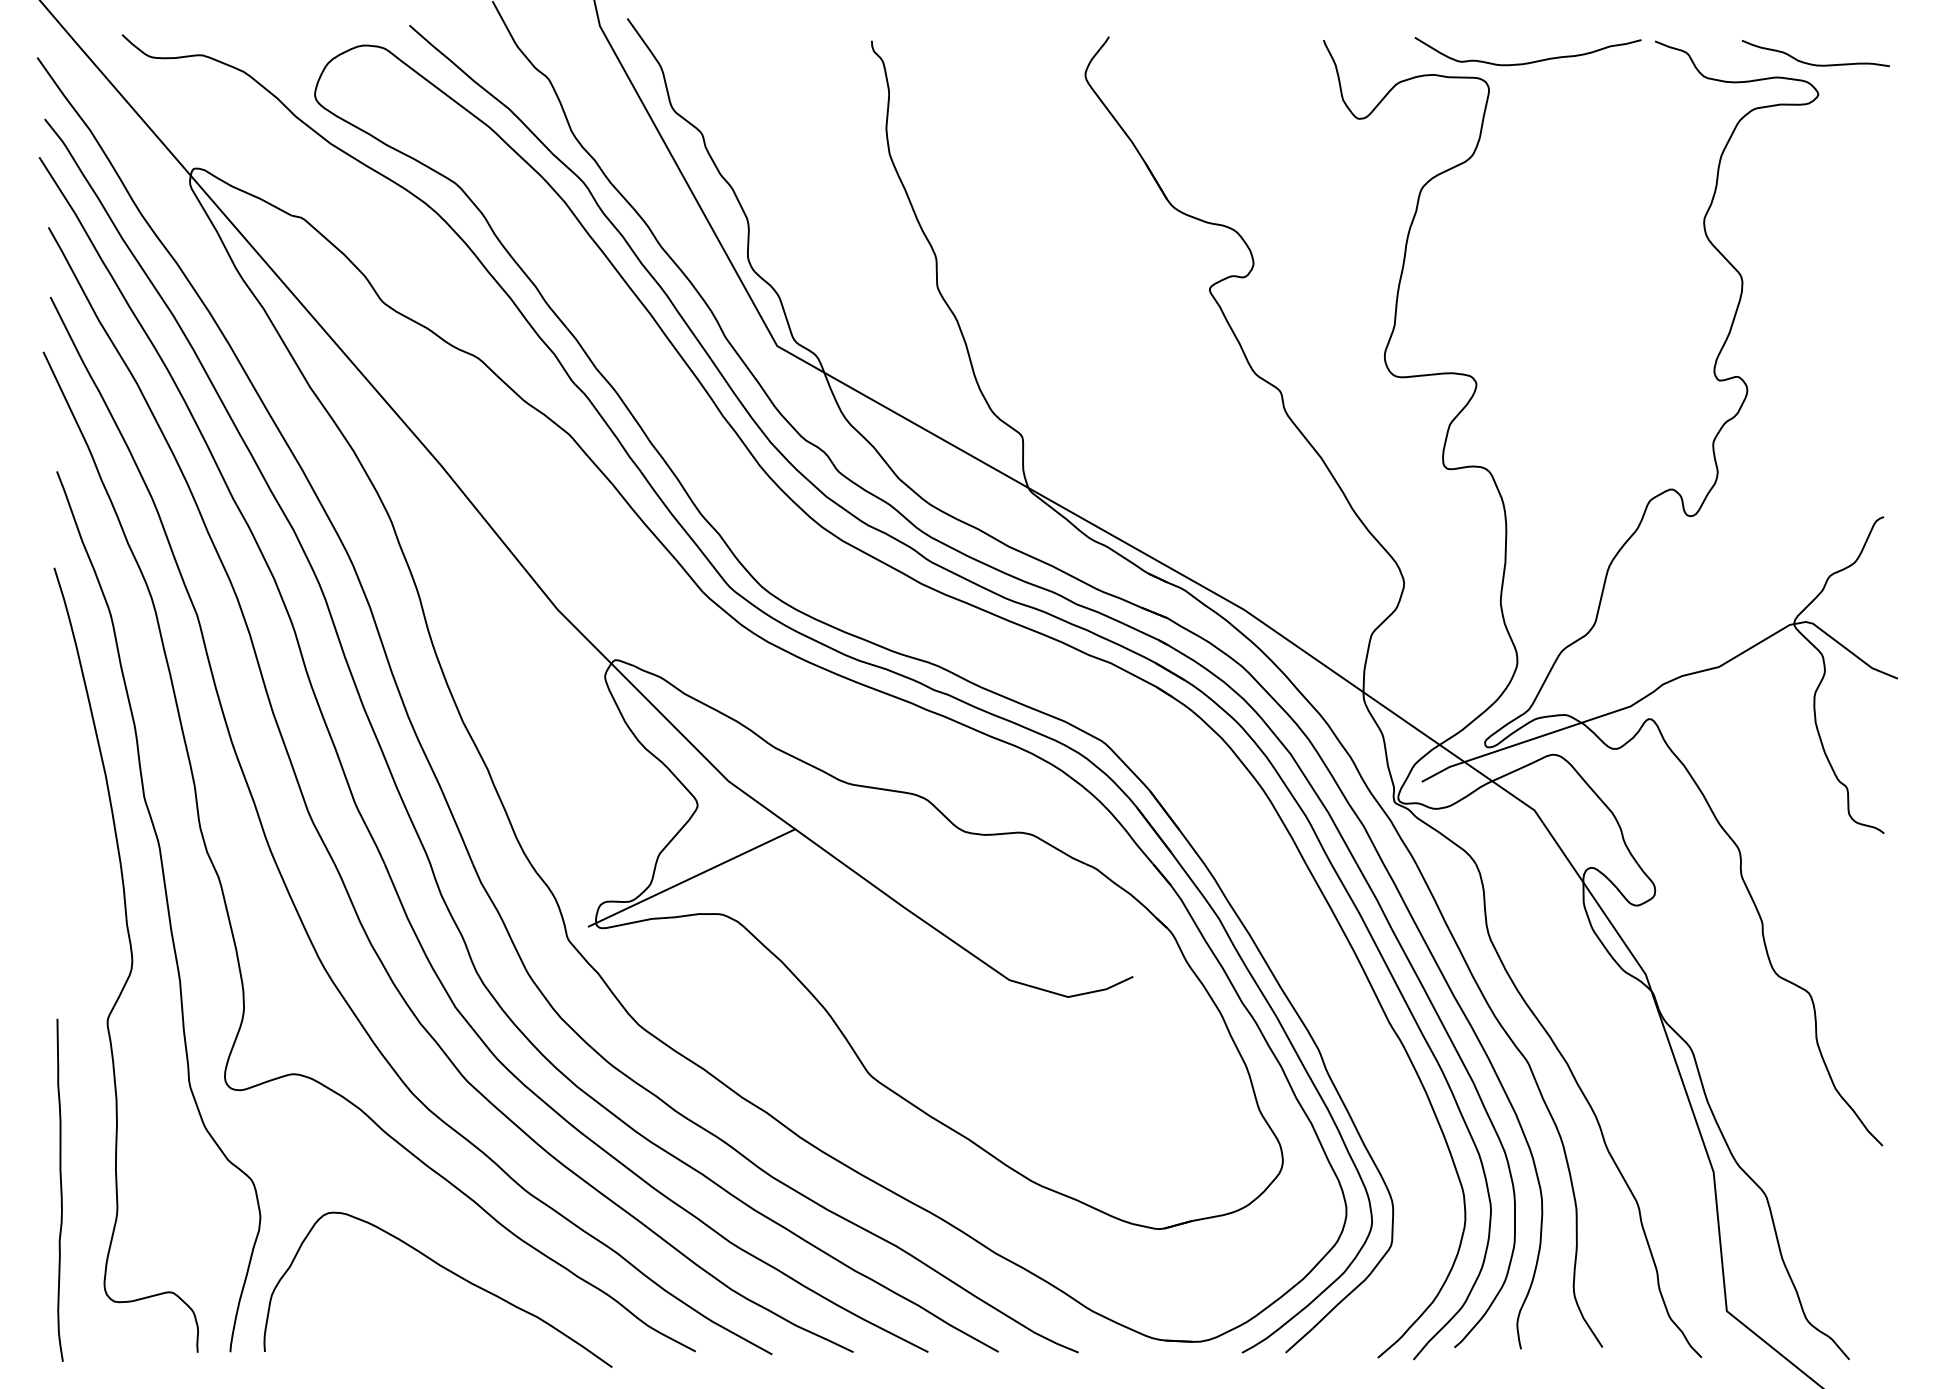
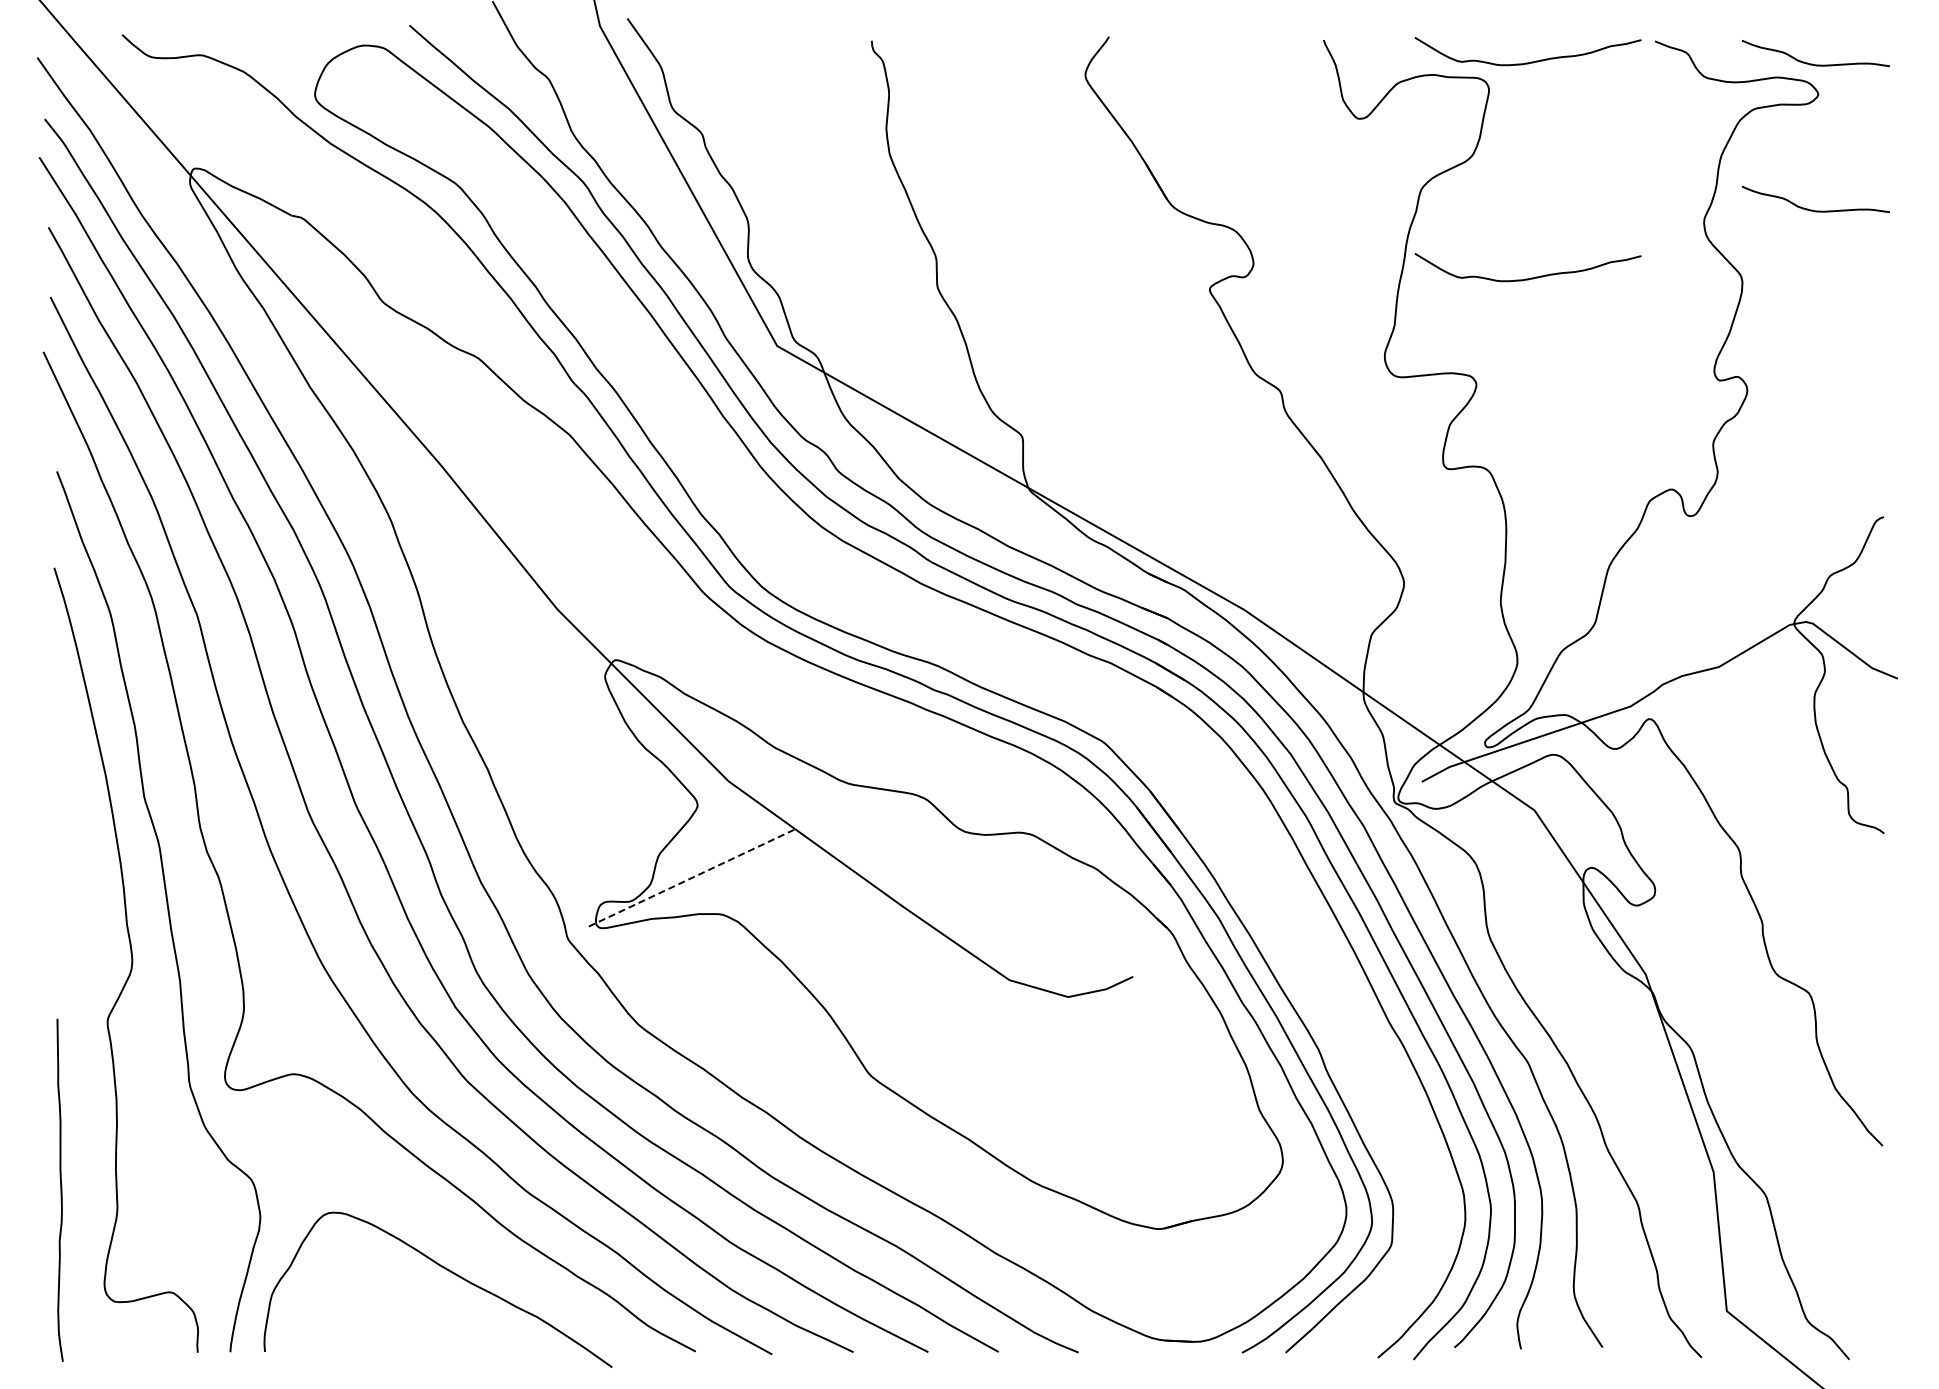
curve: none -> present (1812, 209)
curve: none -> present (1531, 277)
line: solid -> dashed (692, 877)
